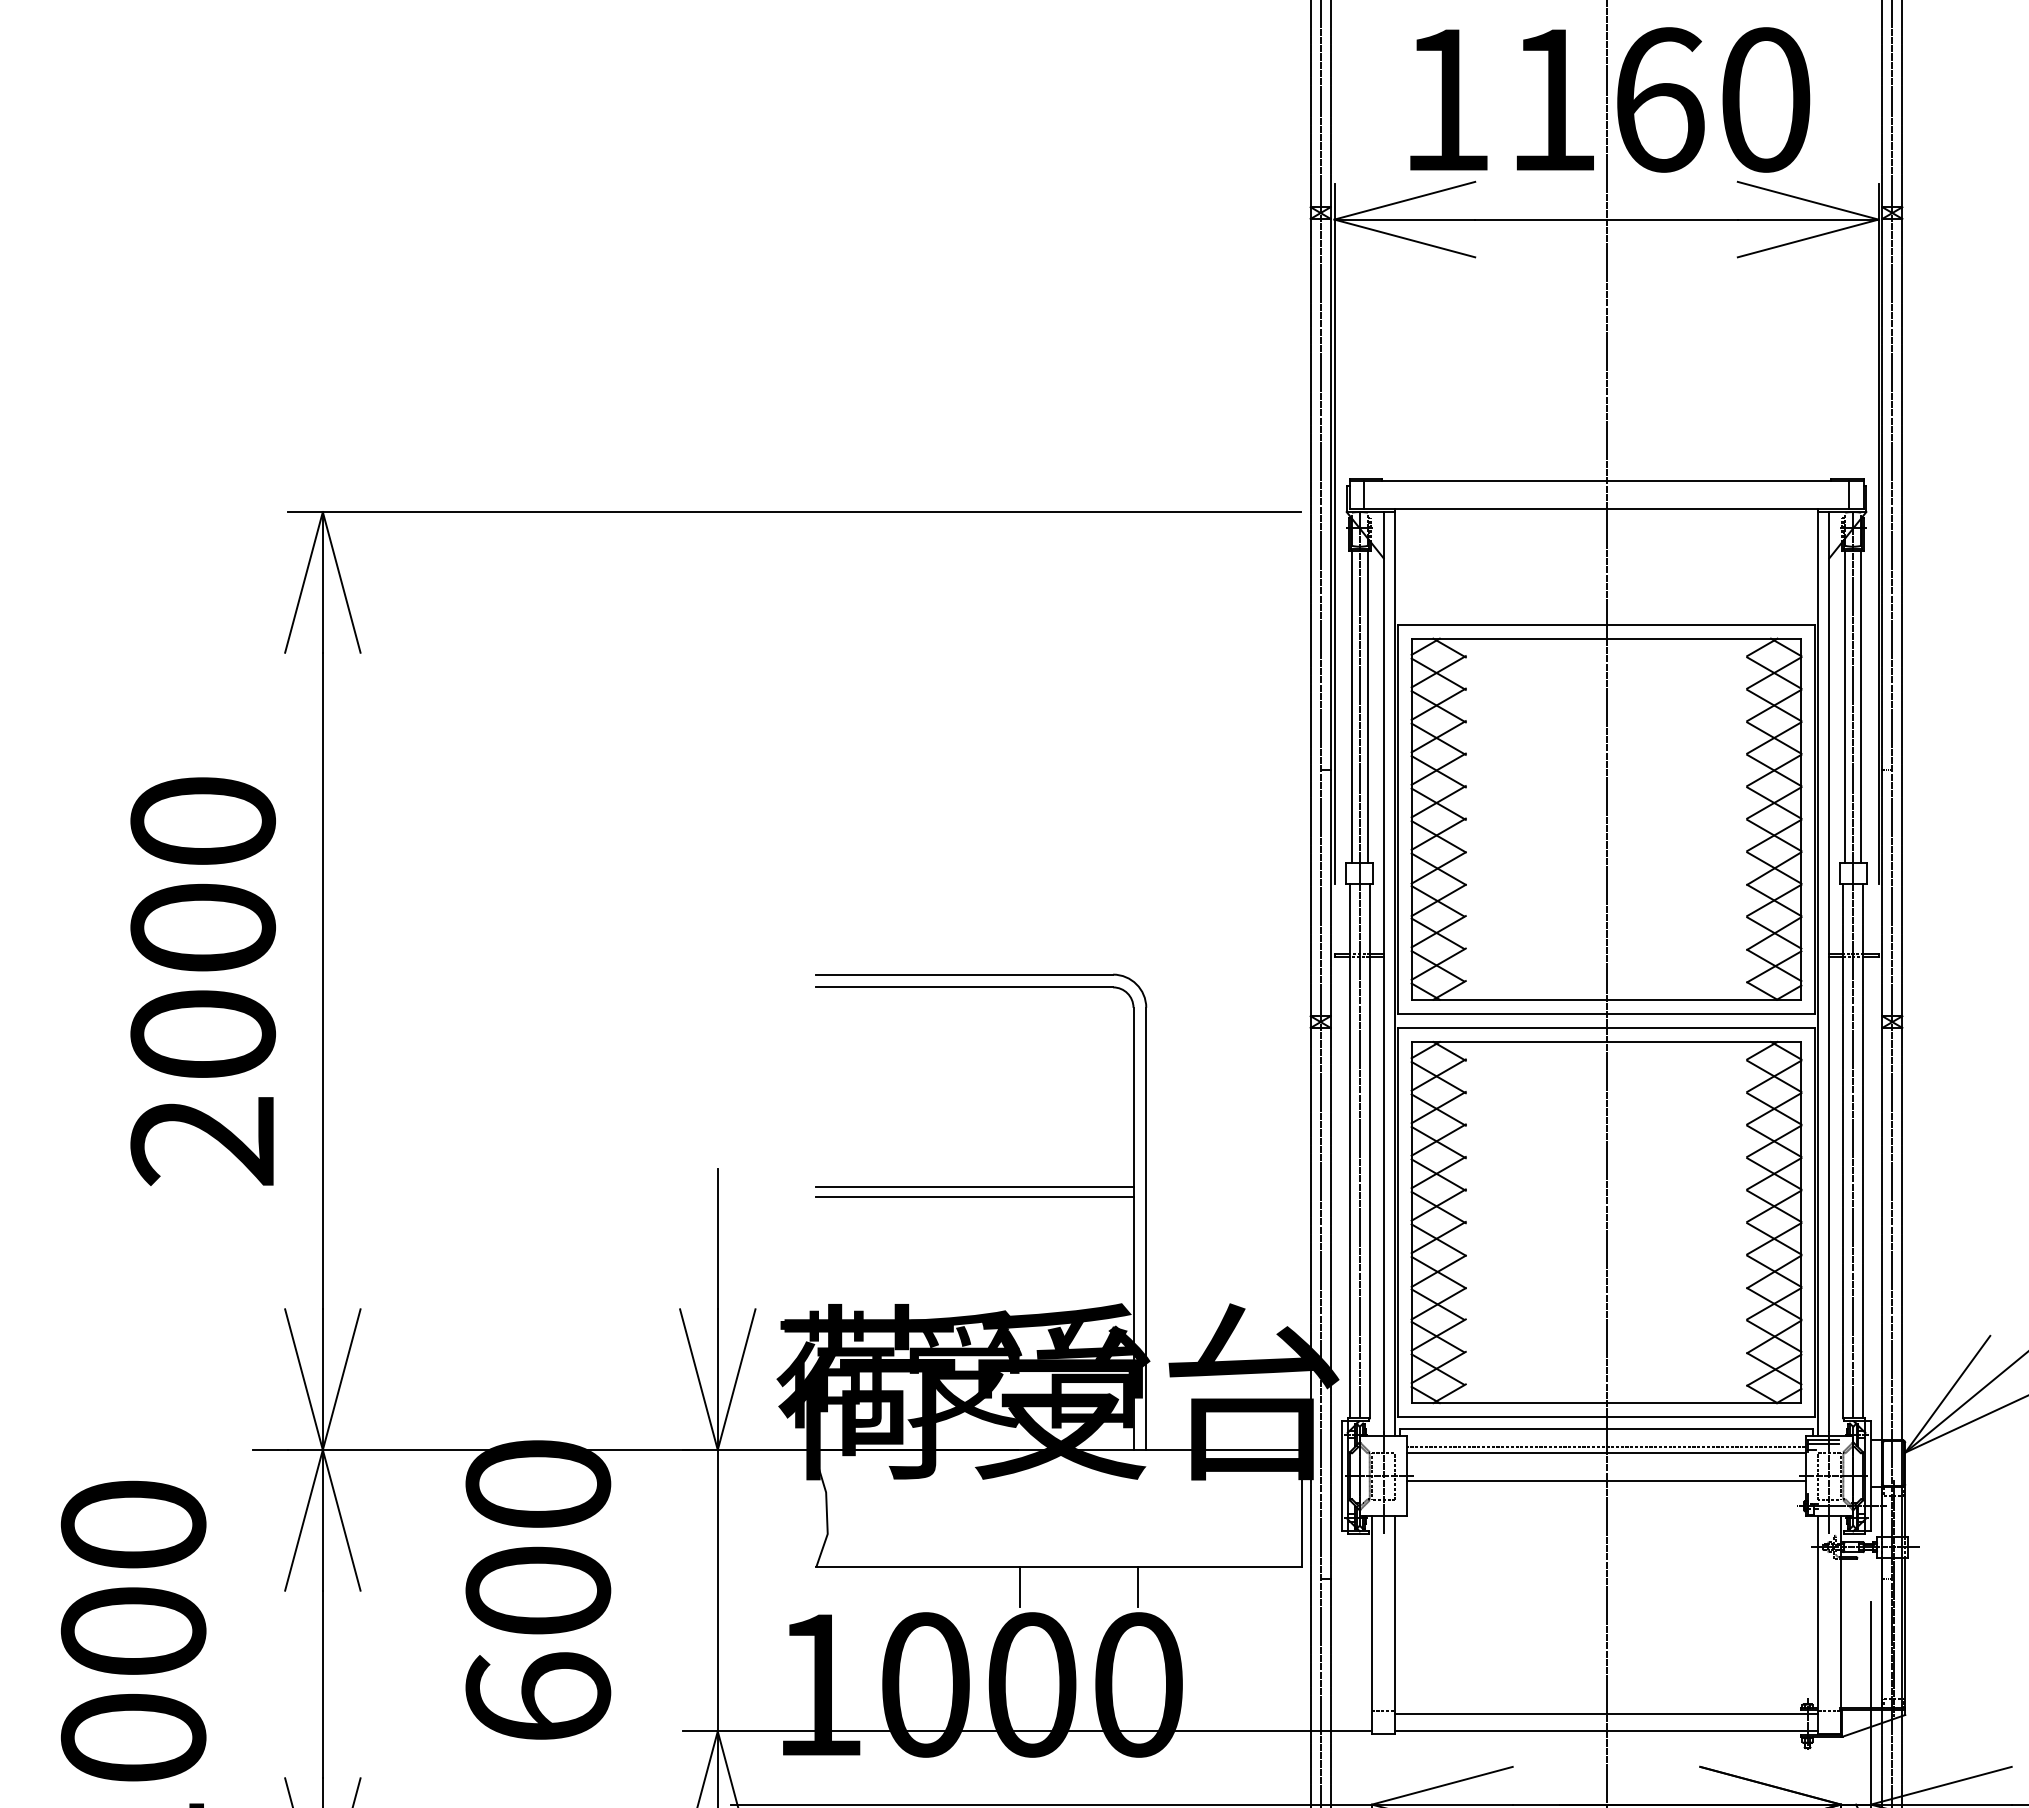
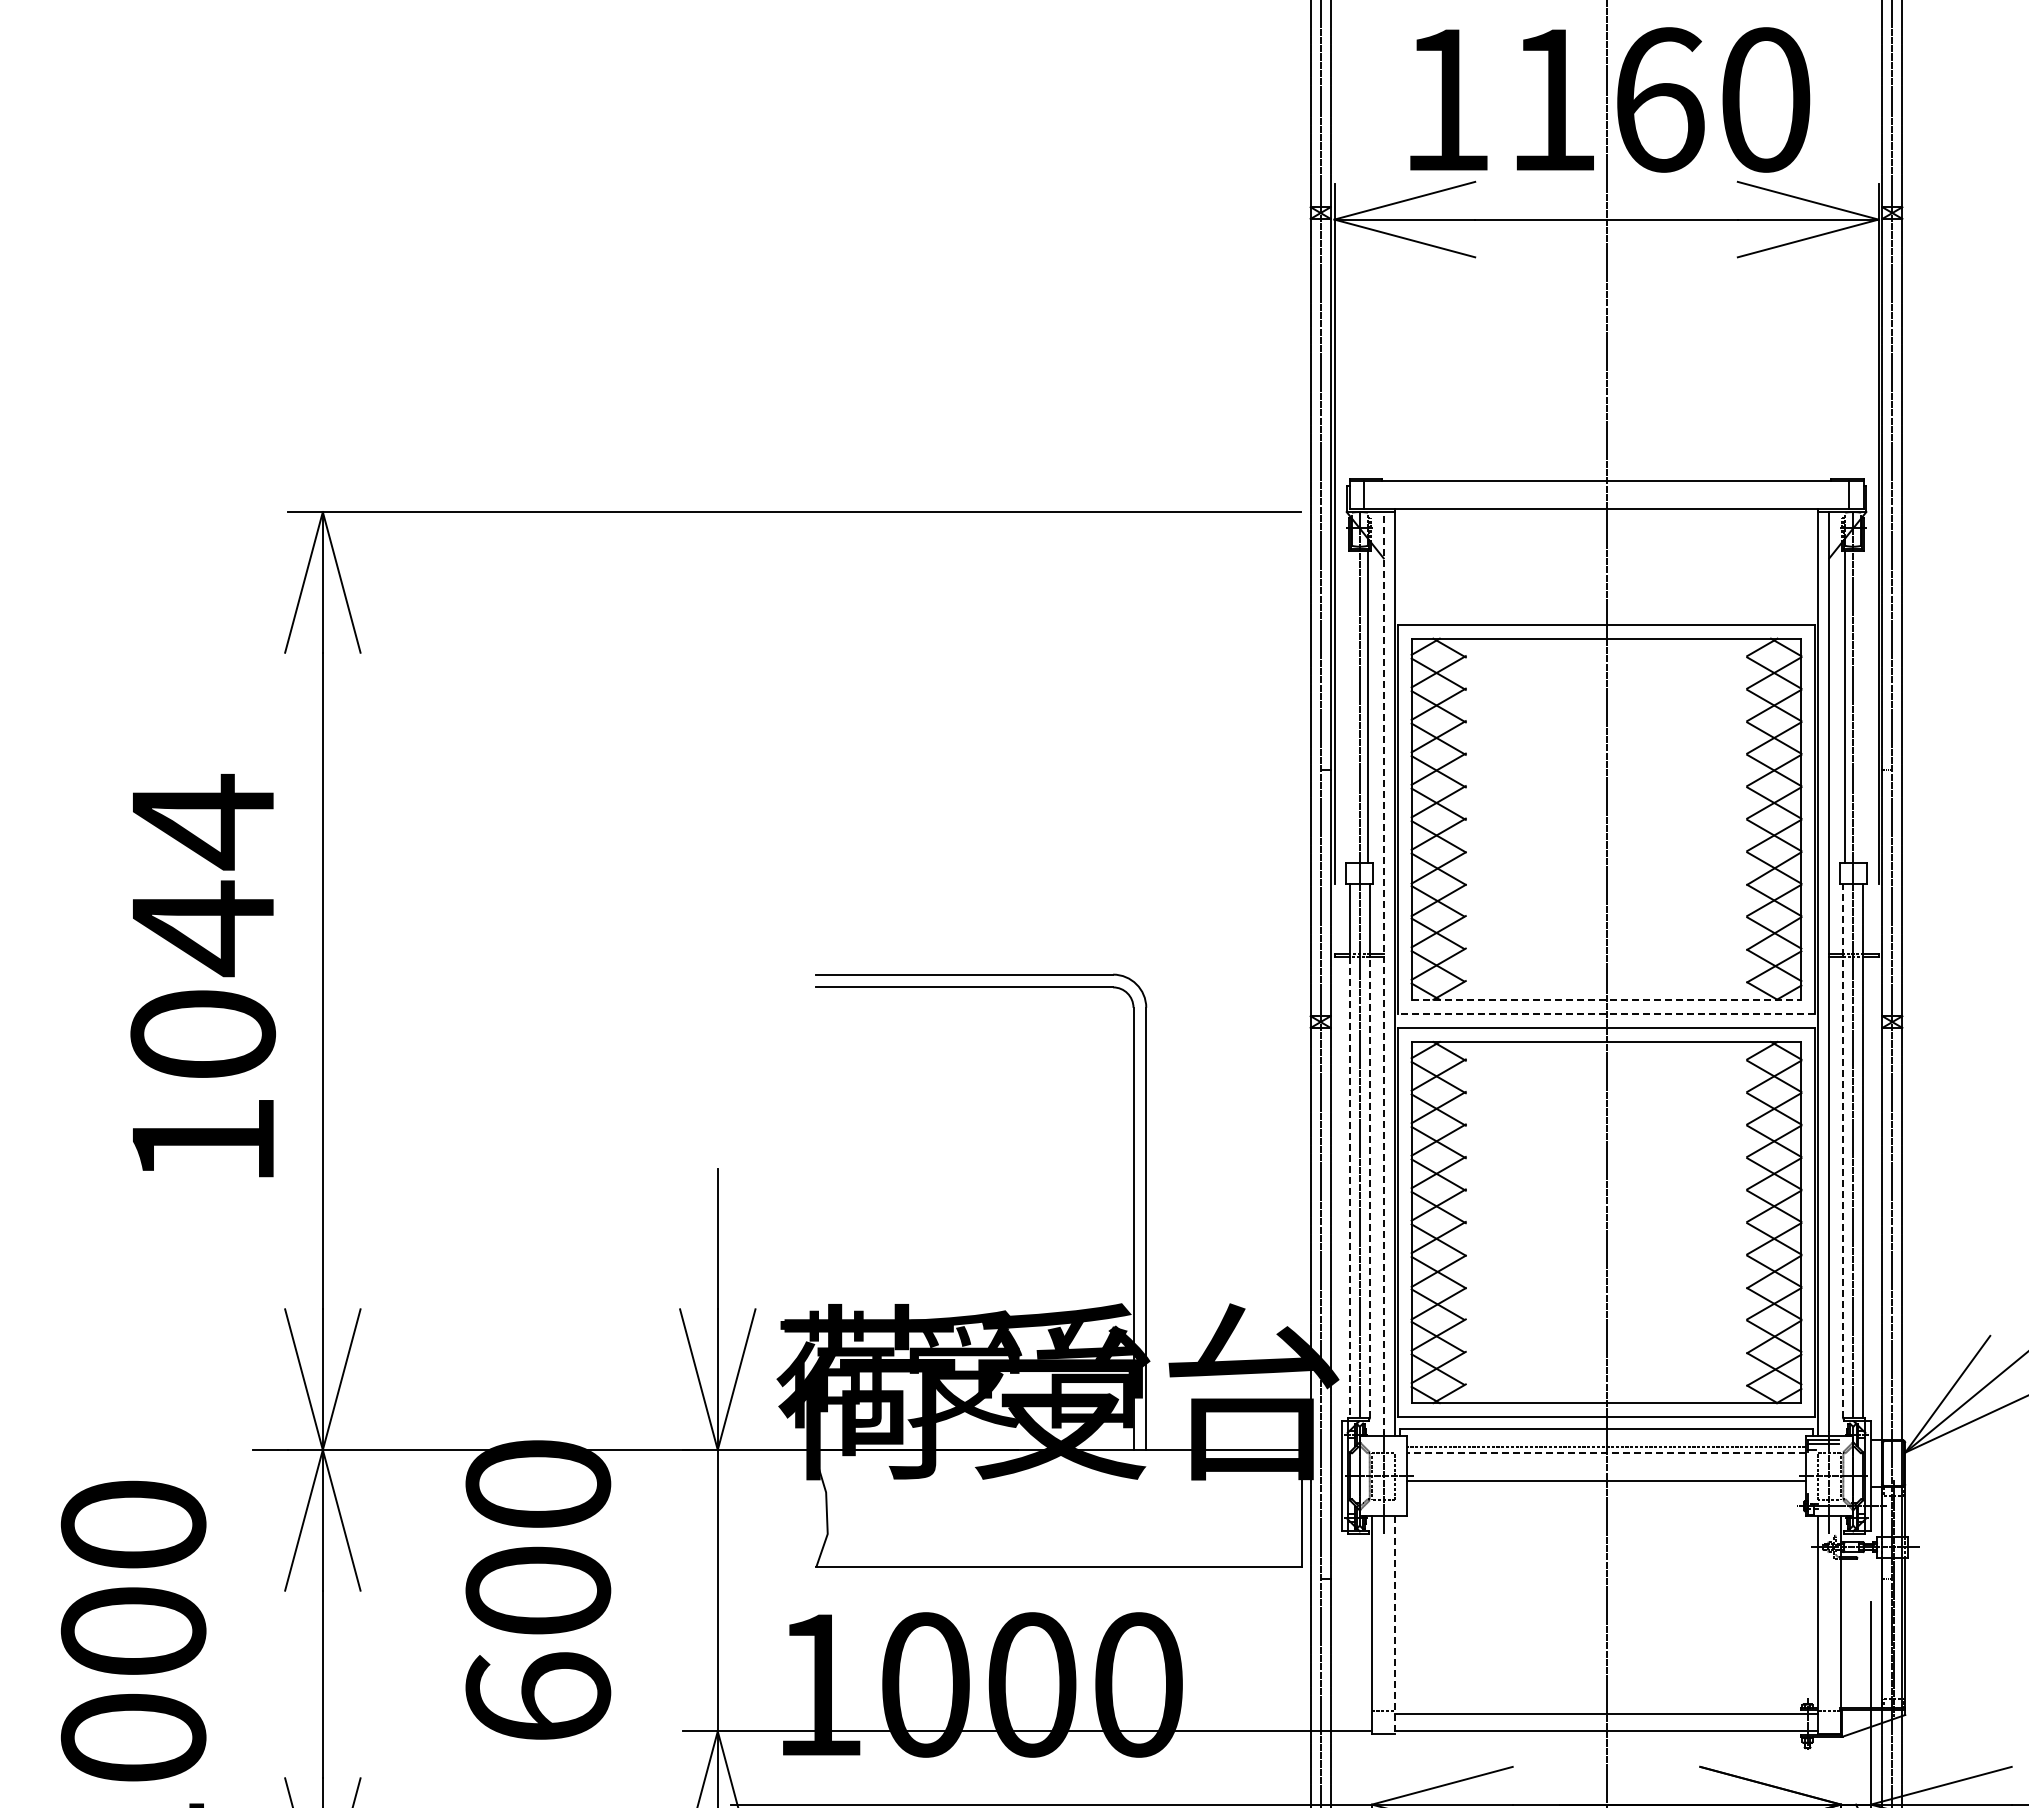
line: present -> none (1351, 706)
line: present -> none (1861, 706)
line: solid -> dashed (1383, 973)
text: 2000 -> 1044 (203, 980)
line: solid -> dashed (1606, 999)
line: solid -> dashed (1606, 1013)
line: solid -> dashed (1843, 1150)
line: present -> none (974, 1186)
line: solid -> dashed (1349, 1187)
line: solid -> dashed (1369, 1187)
line: present -> none (974, 1197)
line: solid -> dashed (1606, 1452)
line: present -> none (1020, 1586)
line: present -> none (1137, 1586)
line: solid -> dashed (1395, 1625)
